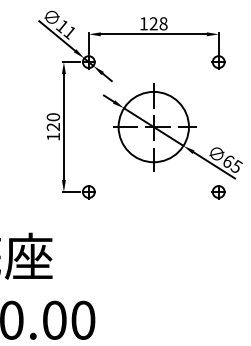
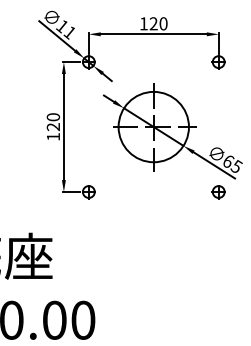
text: 128 -> 120 (163, 23)
